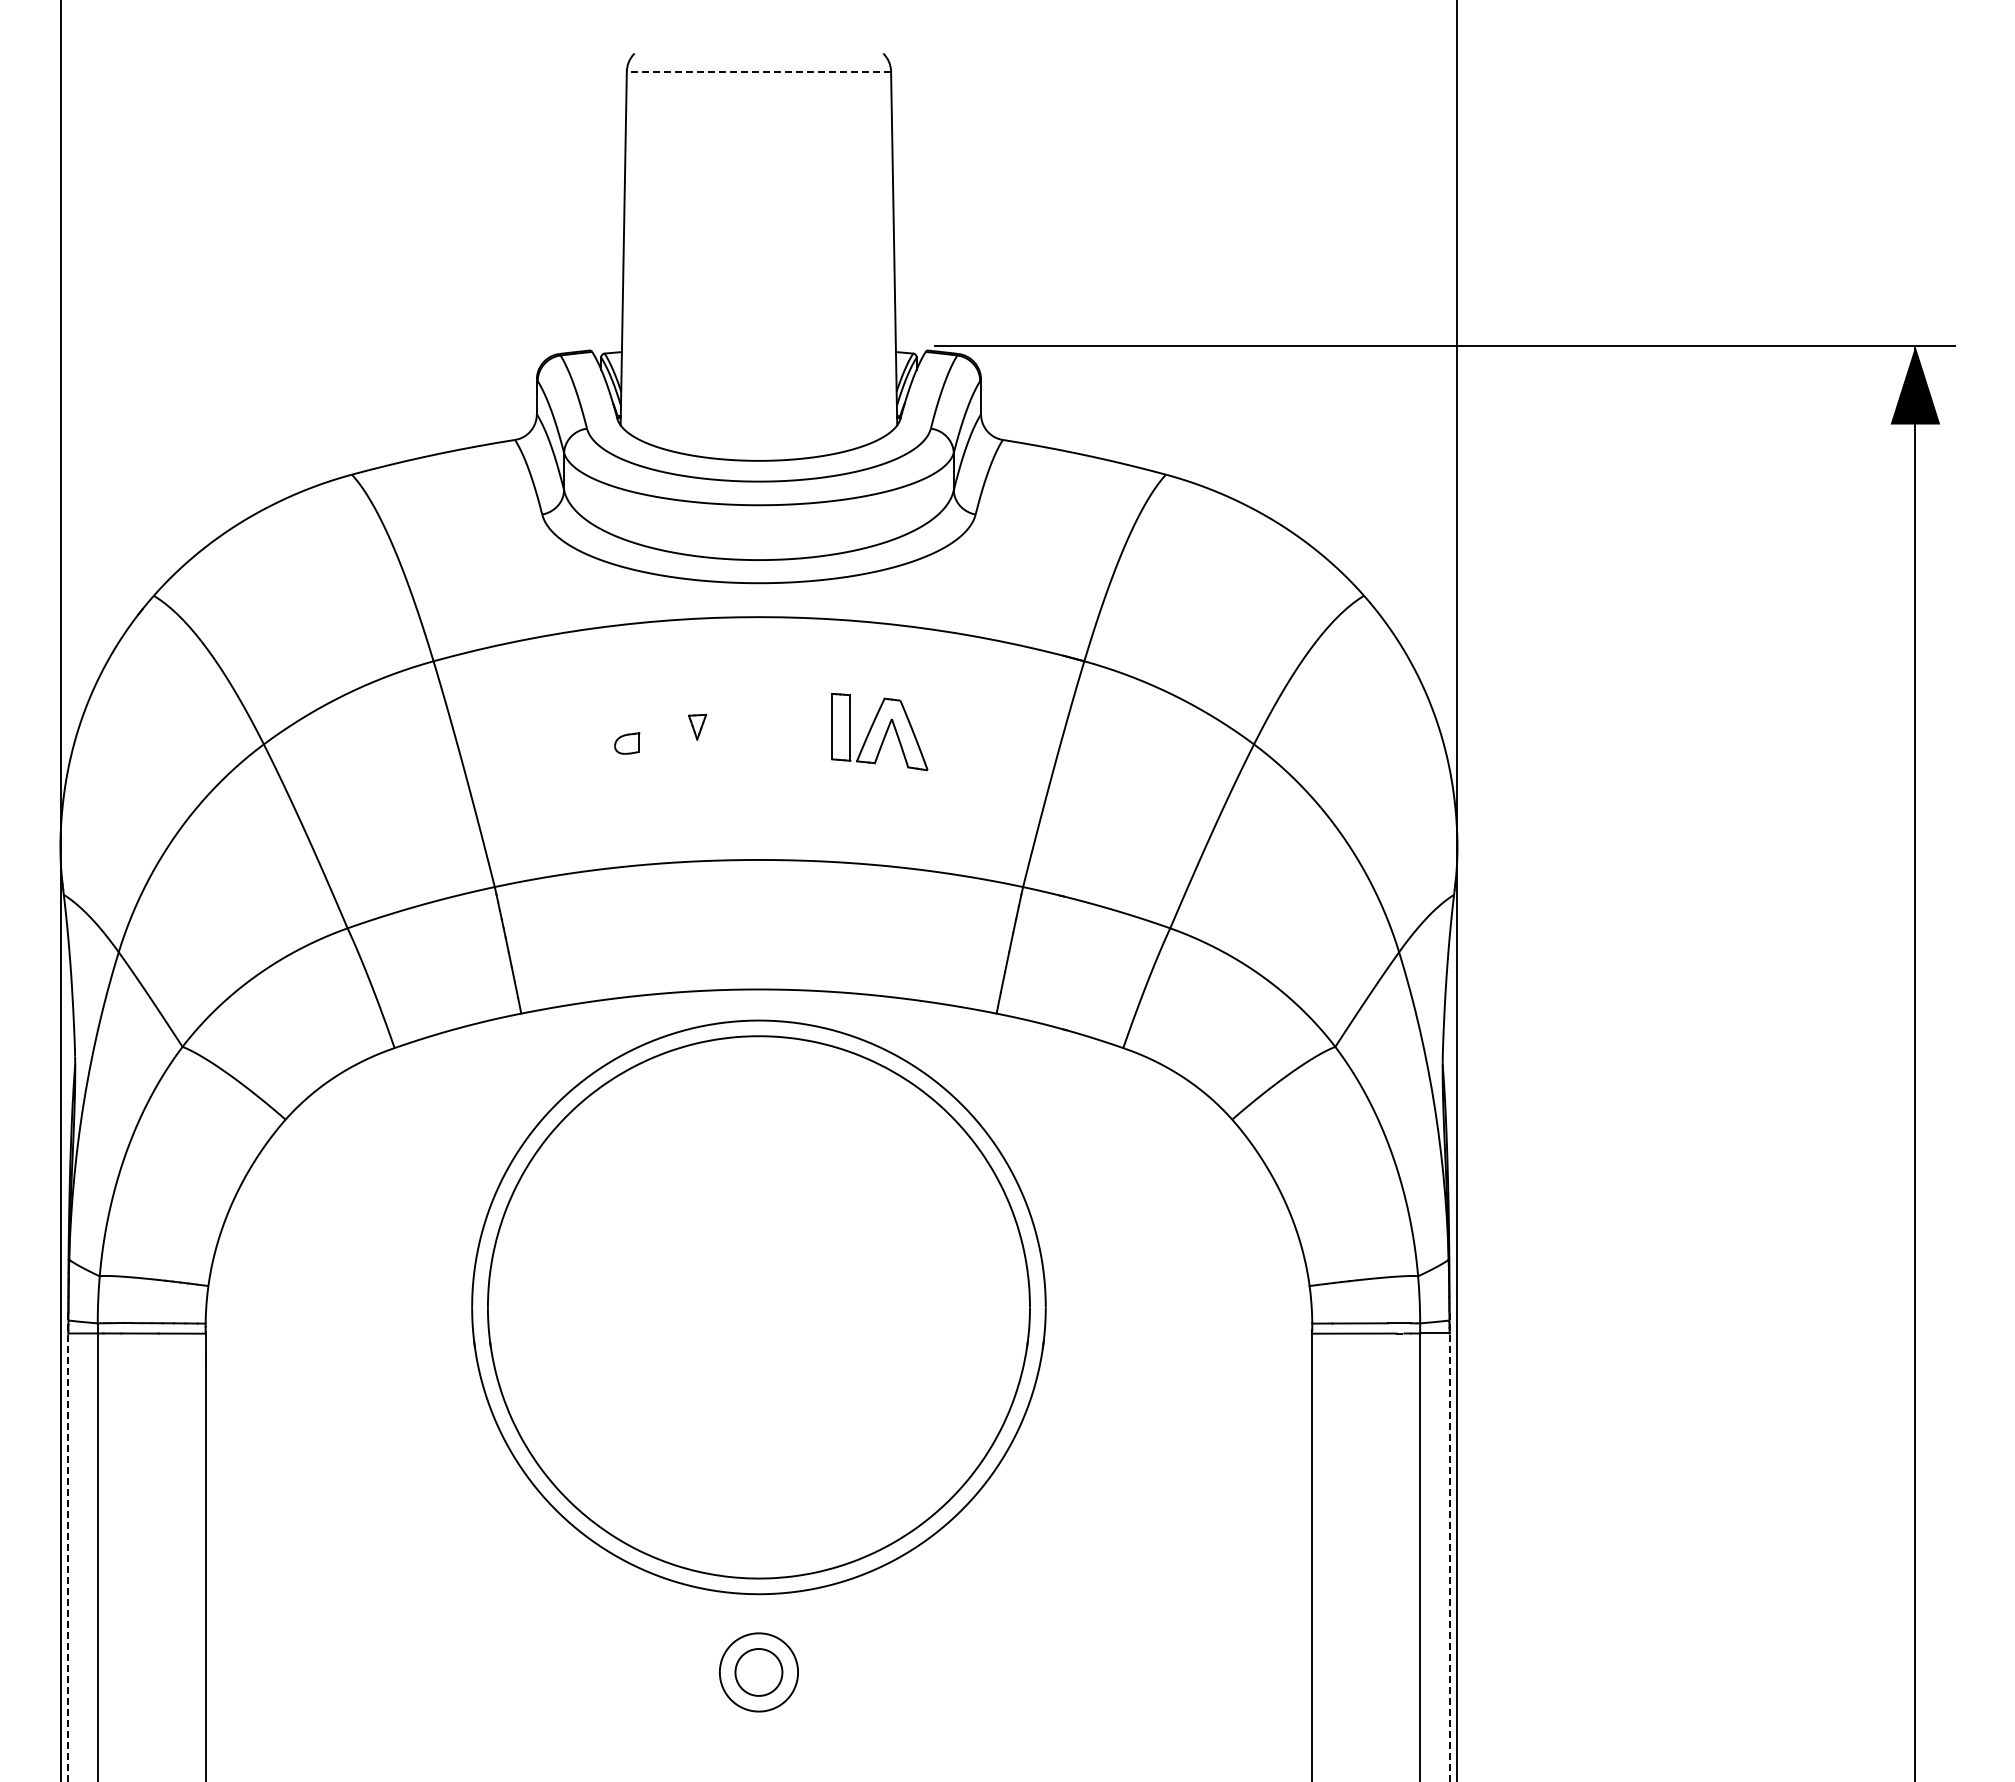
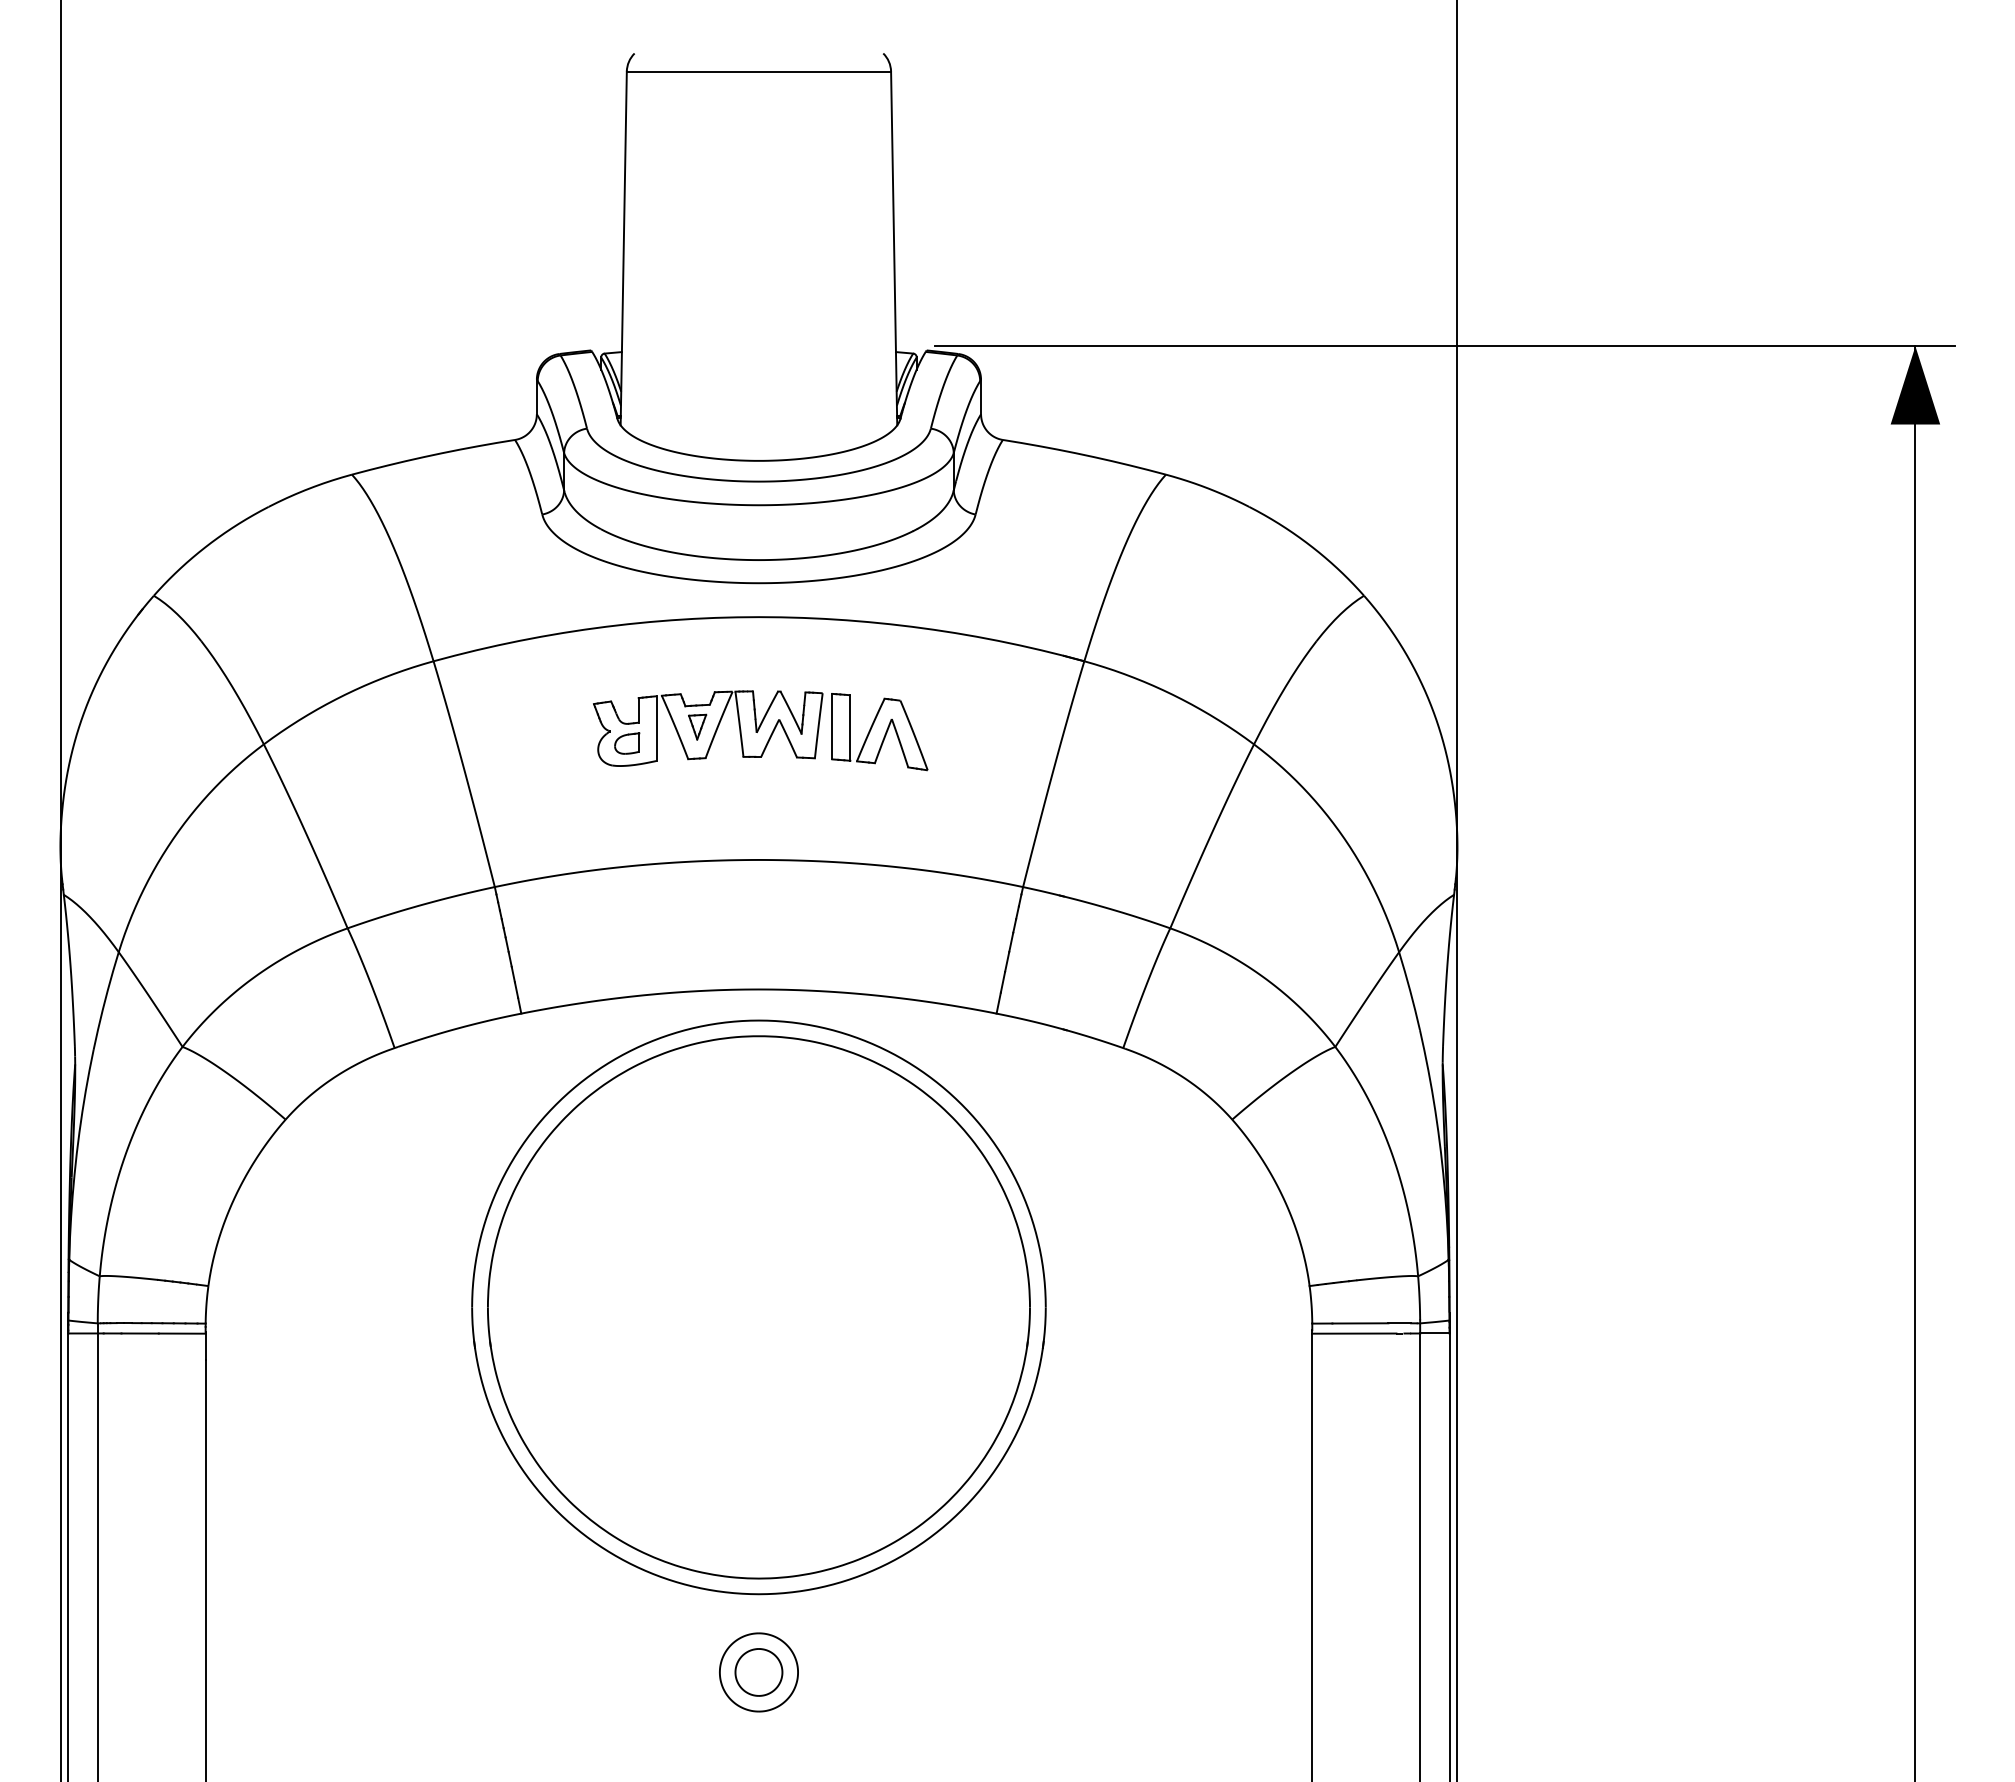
line: dashed -> solid (758, 71)
part: none -> present (708, 728)
line: dashed -> solid (68, 1547)
line: dashed -> solid (1449, 1547)
